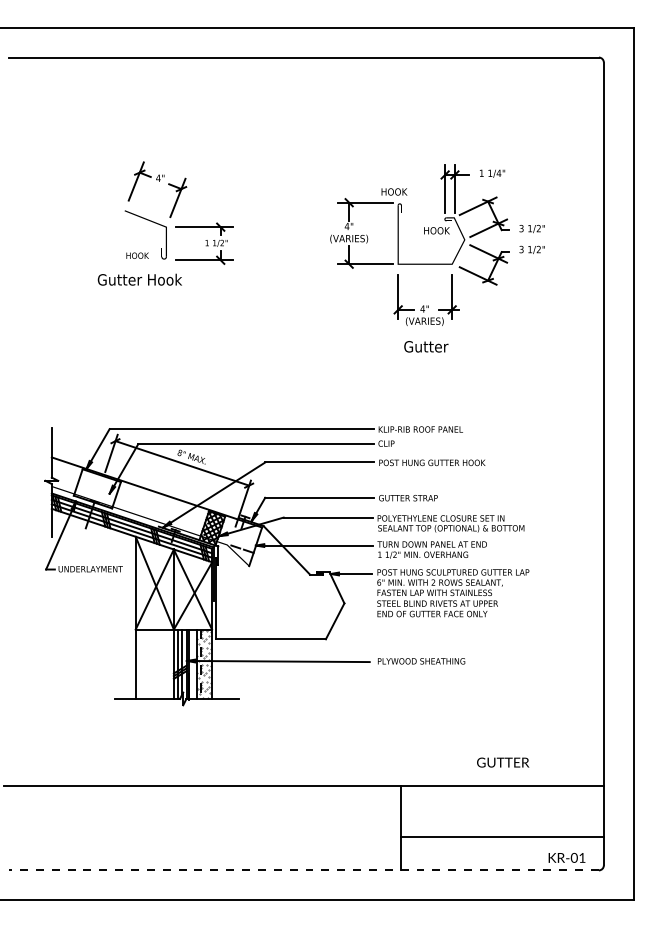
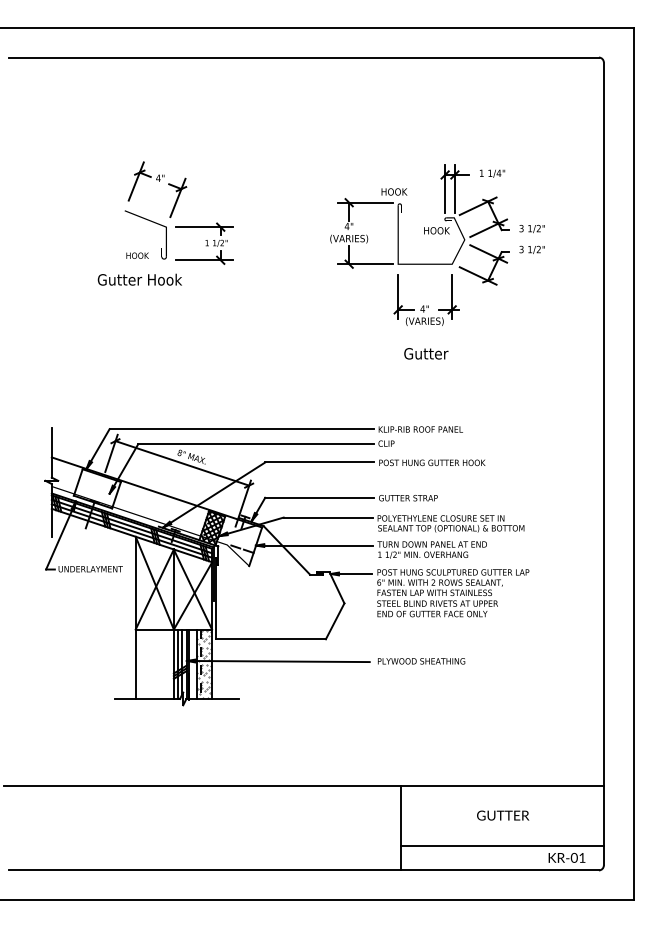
text position: (426, 346) -> (426, 353) (426, 353)
text position: (503, 762) -> (503, 815) (503, 815)
line position: (501, 836) -> (501, 845) (501, 845)
line: dashed -> solid (304, 870)
